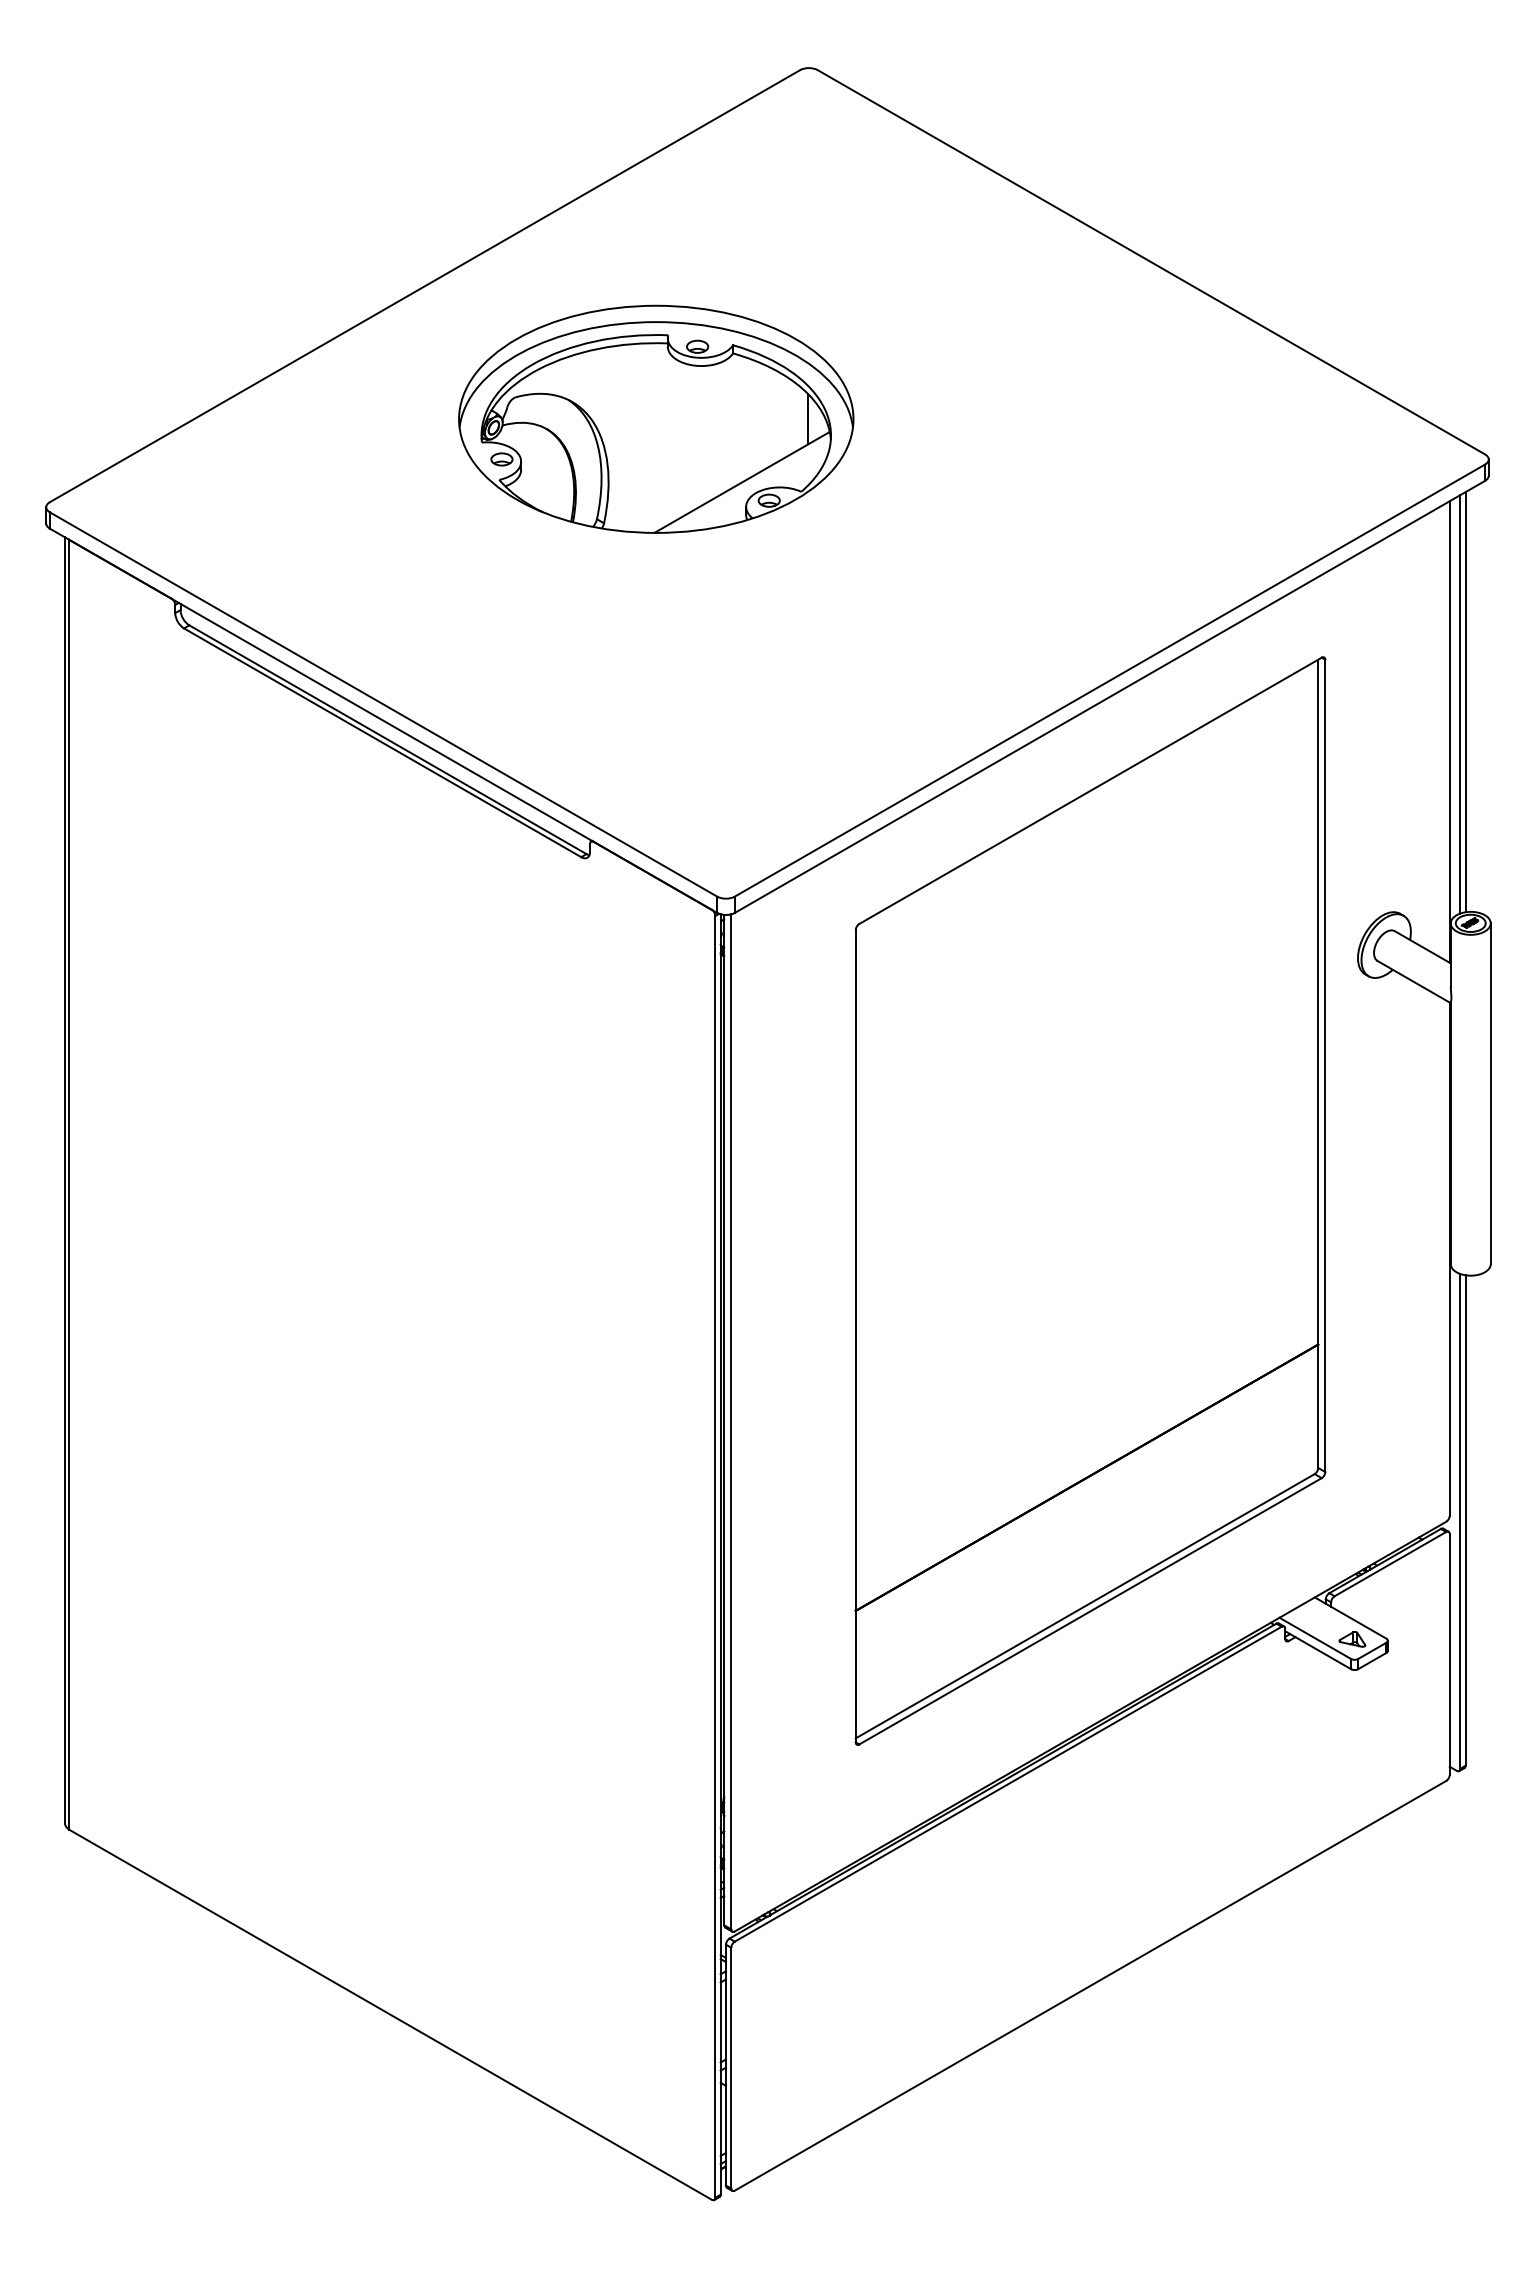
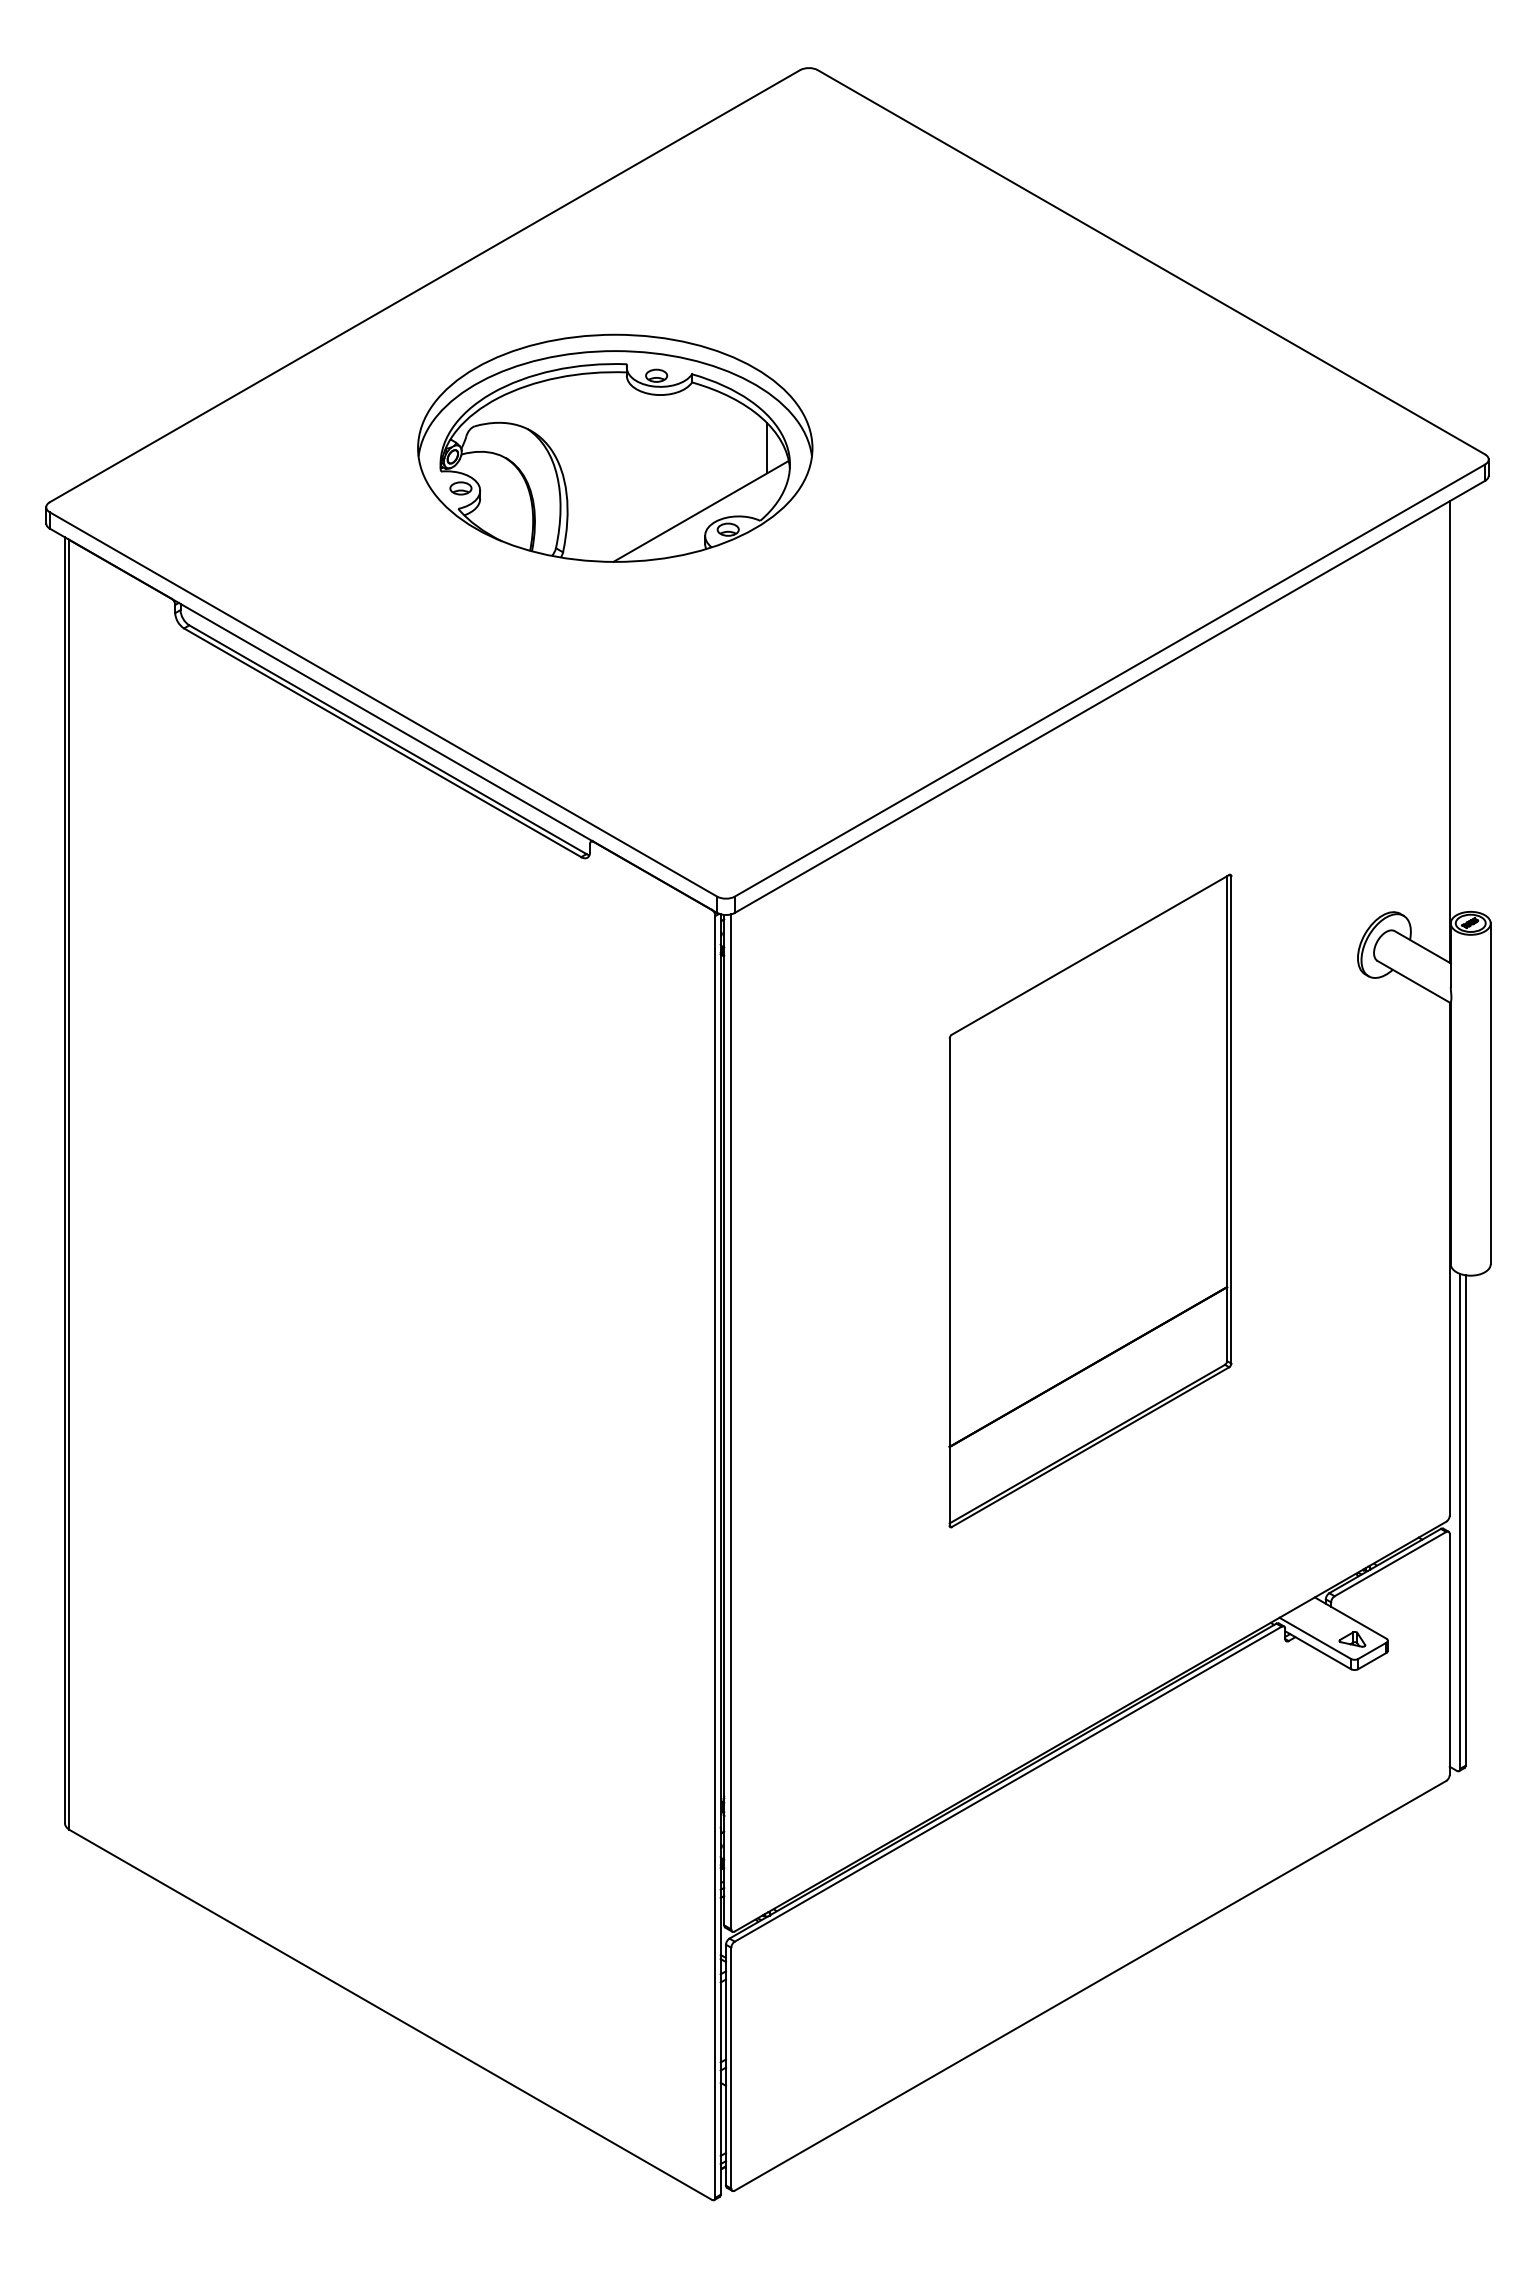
part position: (656, 418) -> (615, 447) (615, 447)
line: present -> none (1465, 702)
line: present -> none (1460, 704)
part size: 473x1090 px -> 285x656 px (1090, 1200)
